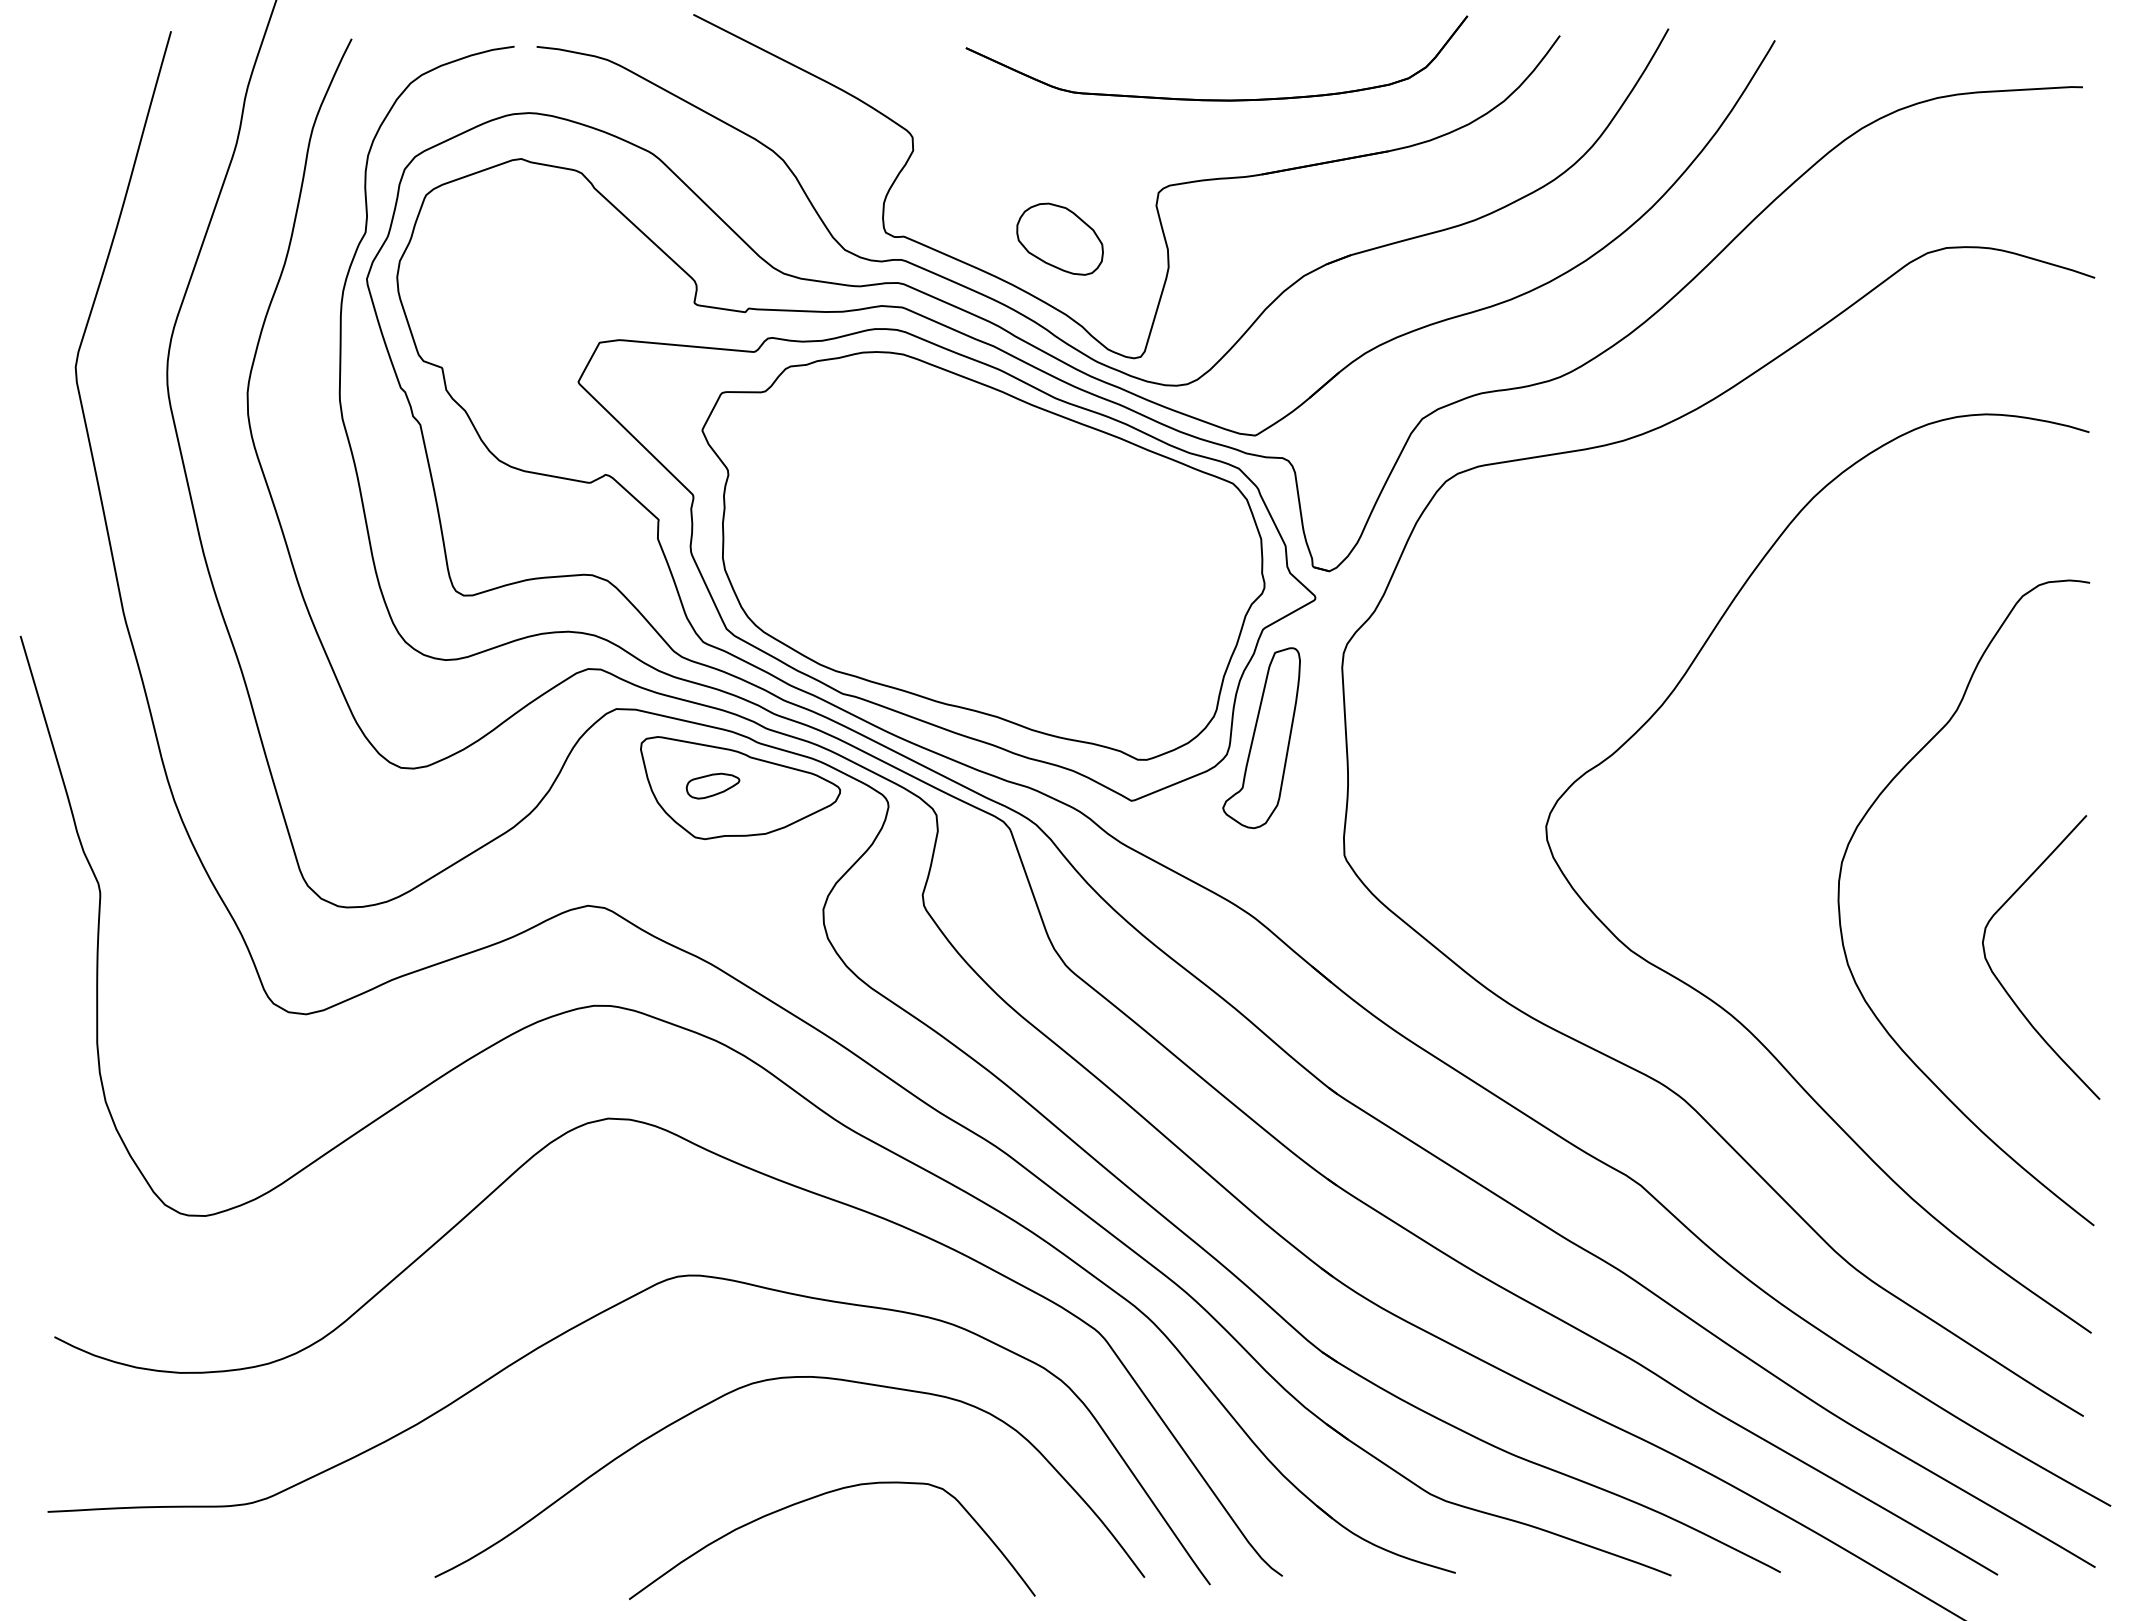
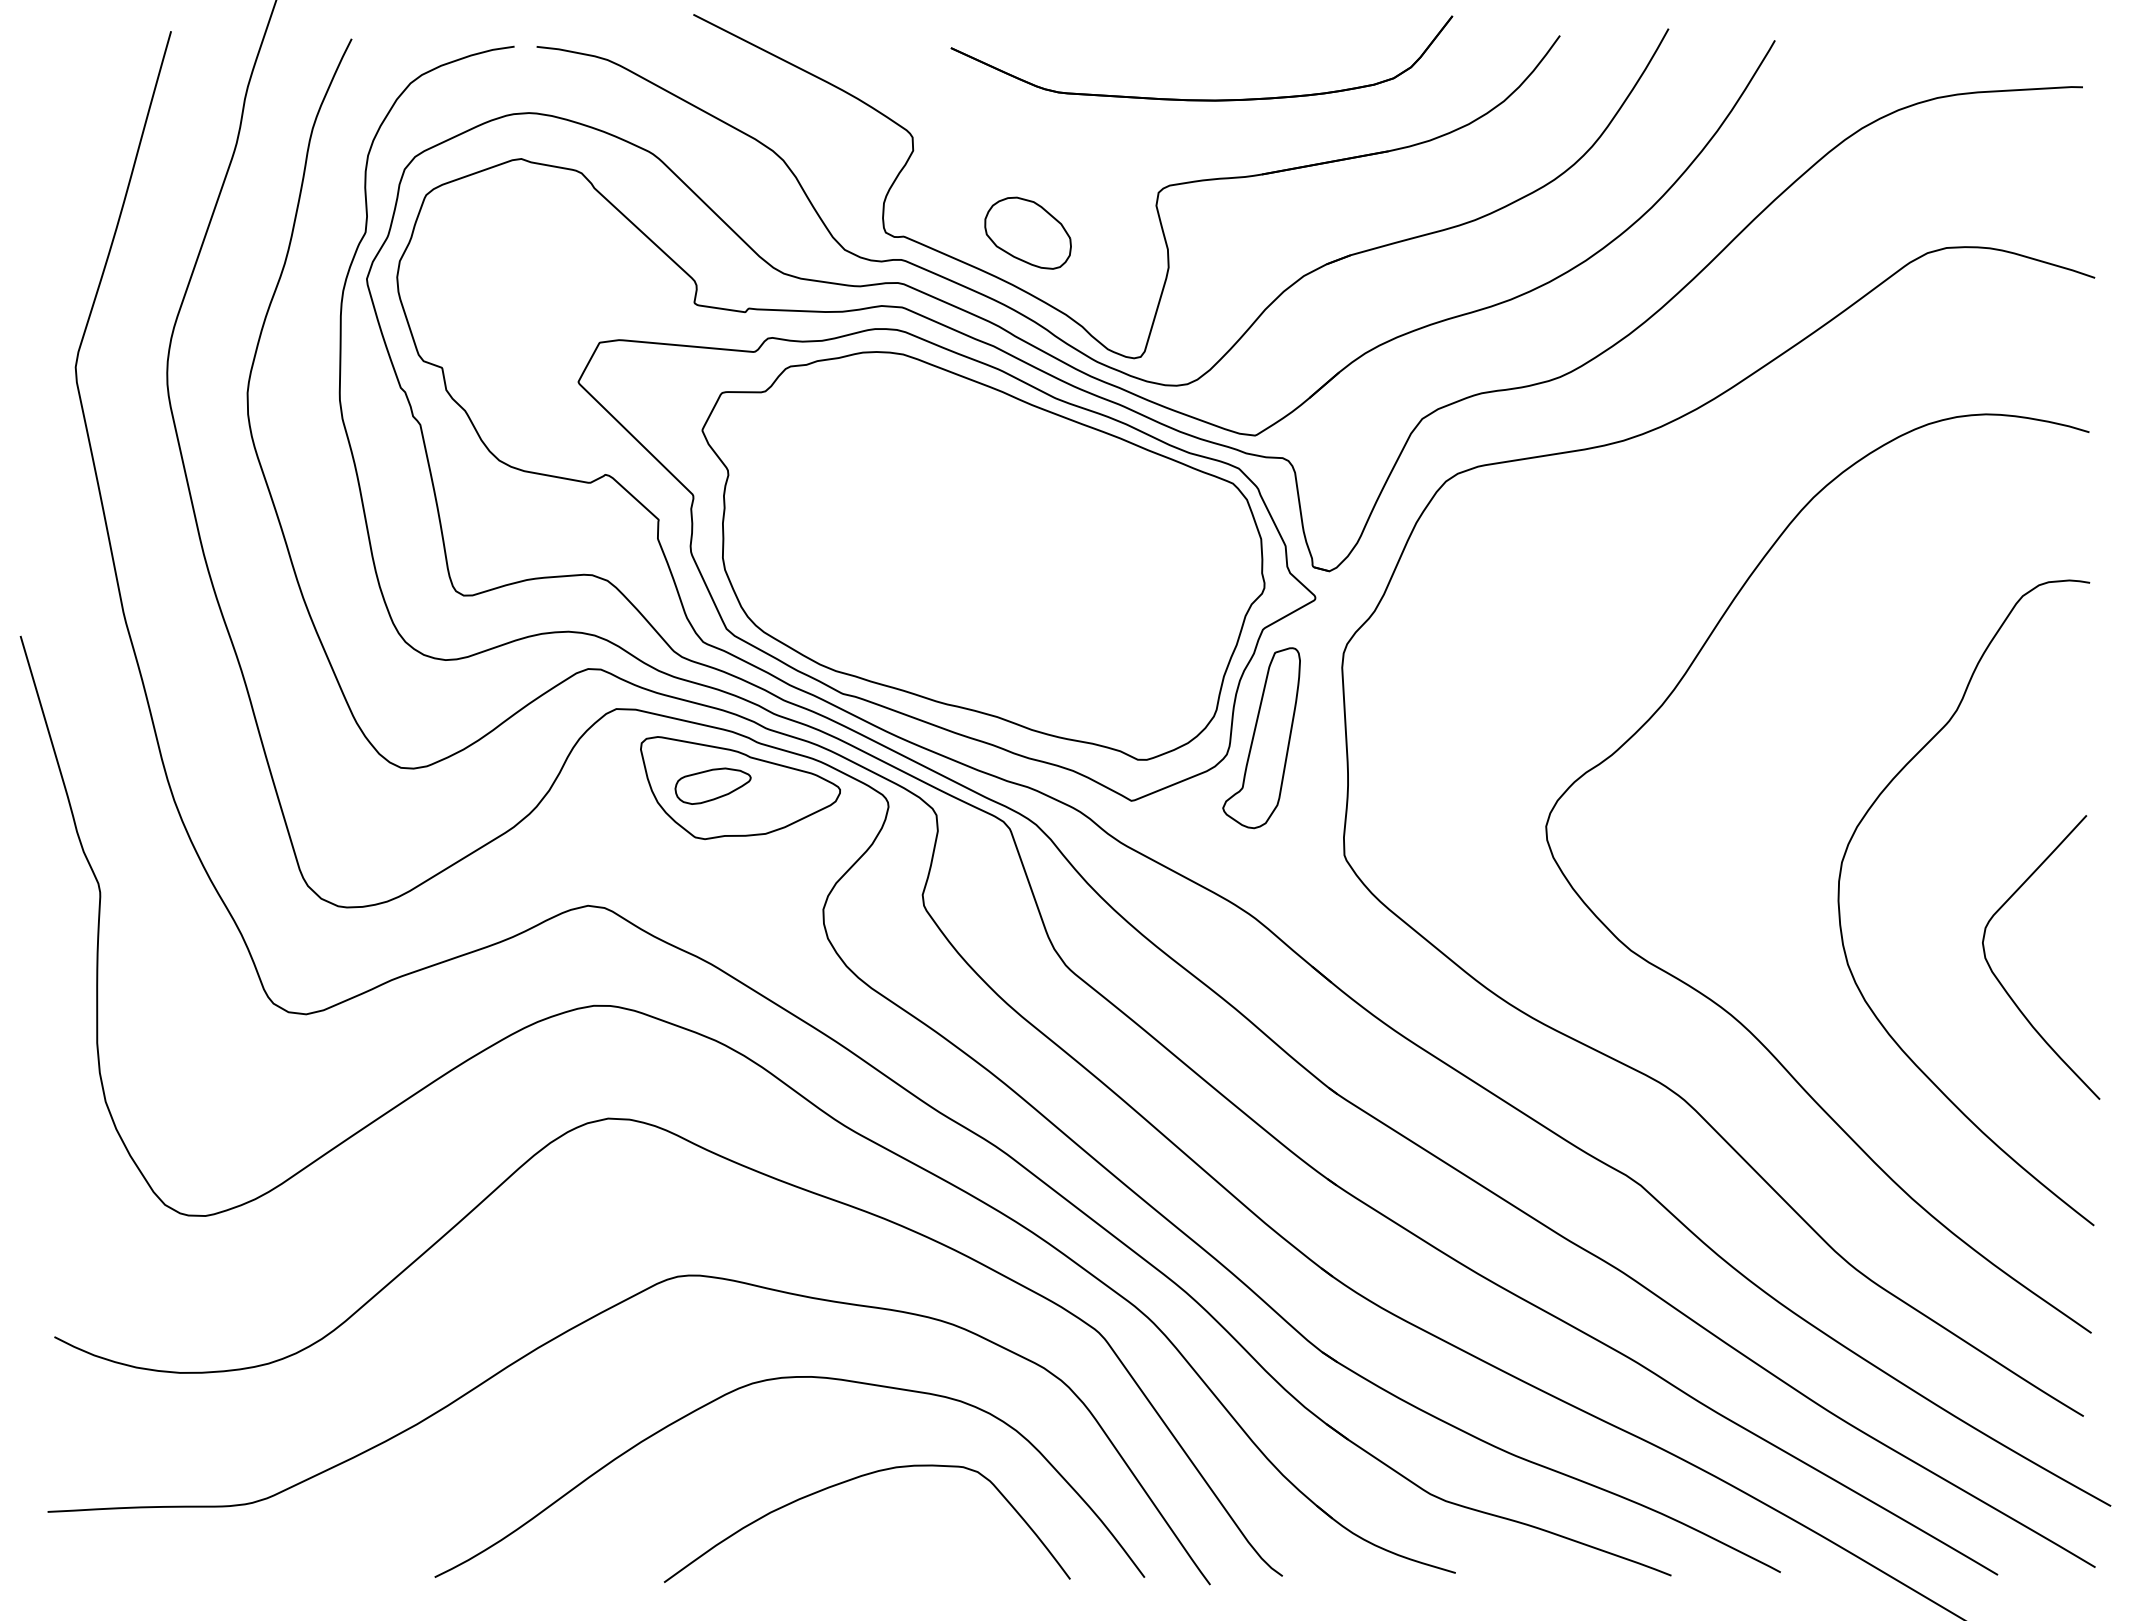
part position: (1216, 99) -> (1201, 99) (1201, 99)
part position: (1059, 238) -> (1027, 232) (1027, 232)
part size: 56x28 px -> 78x38 px (712, 785)
curve position: (817, 1497) -> (852, 1480) (852, 1480)
